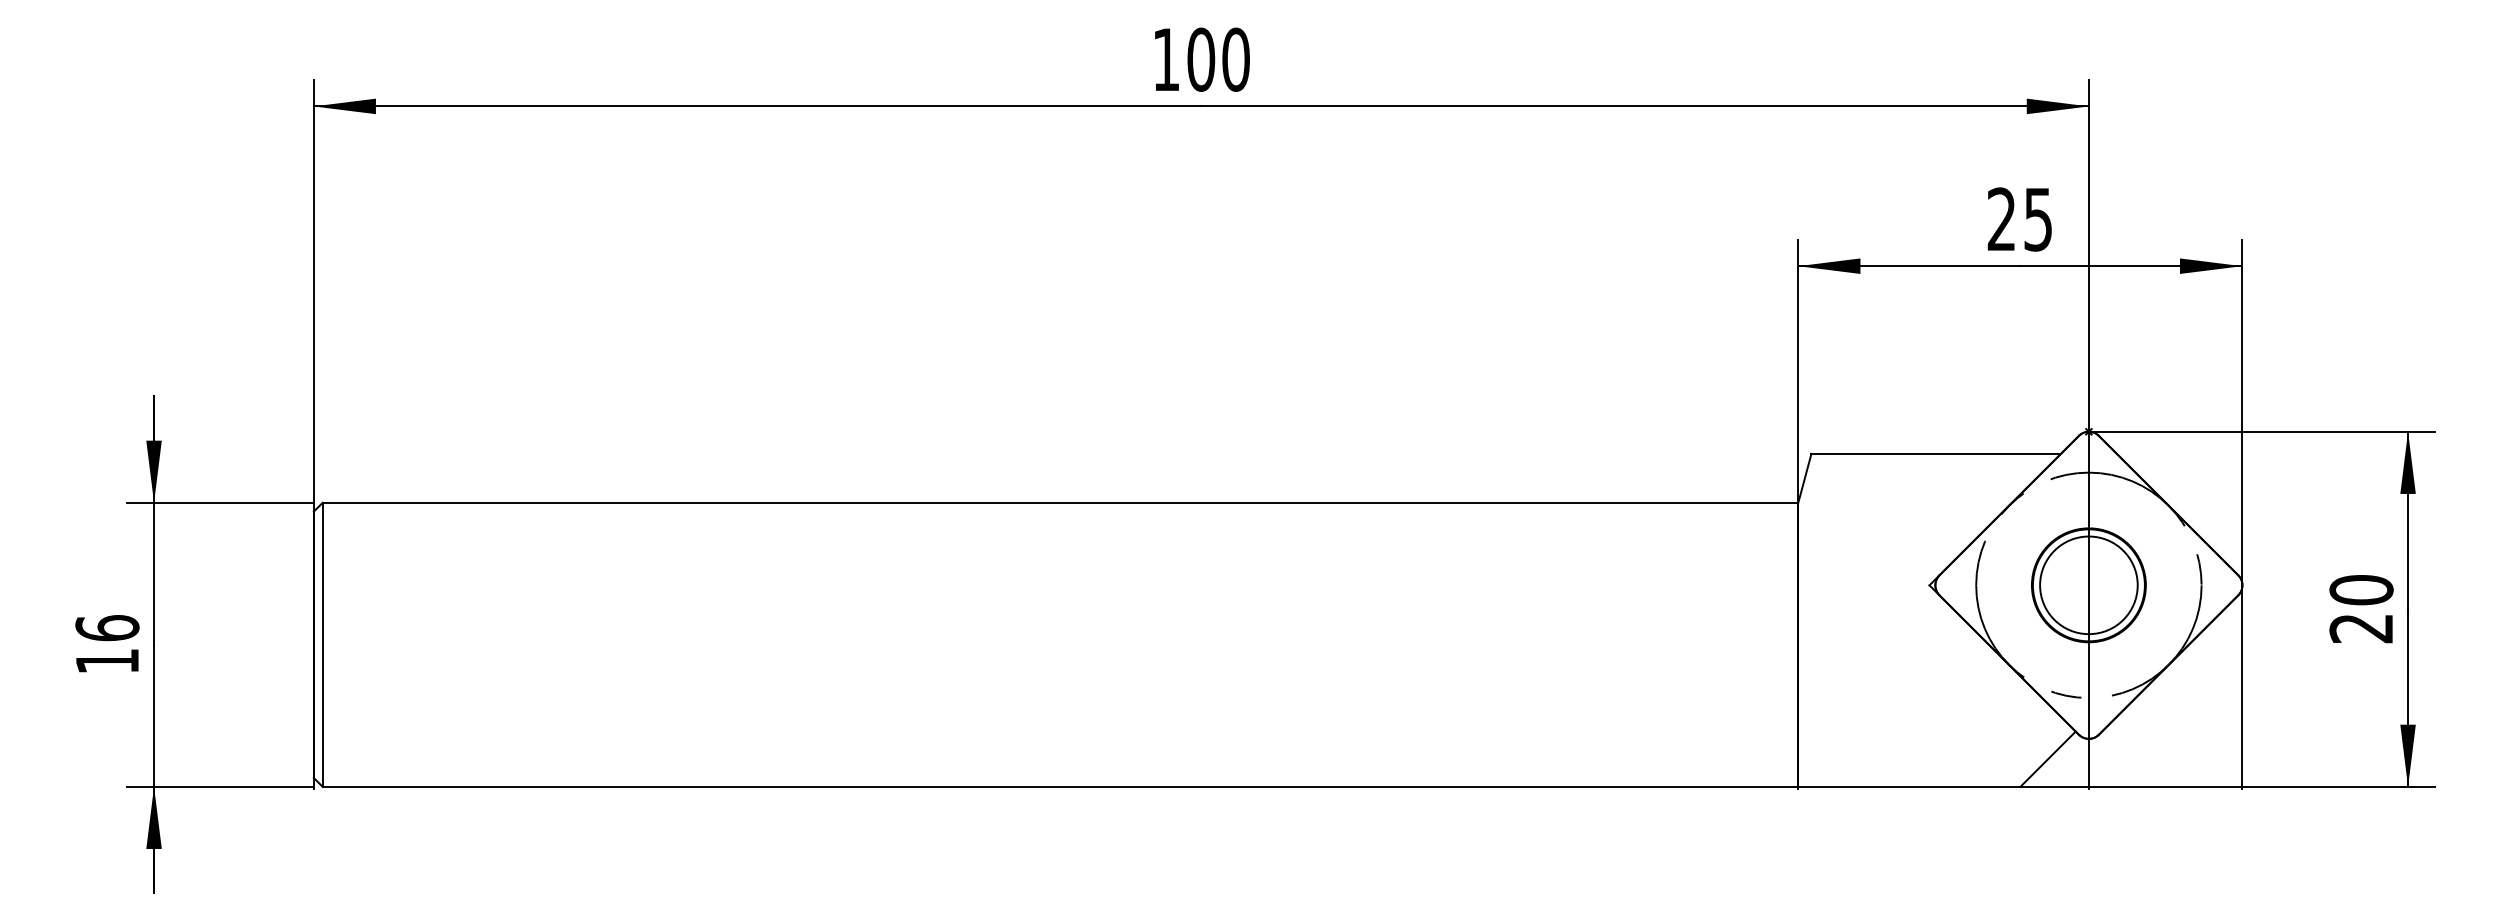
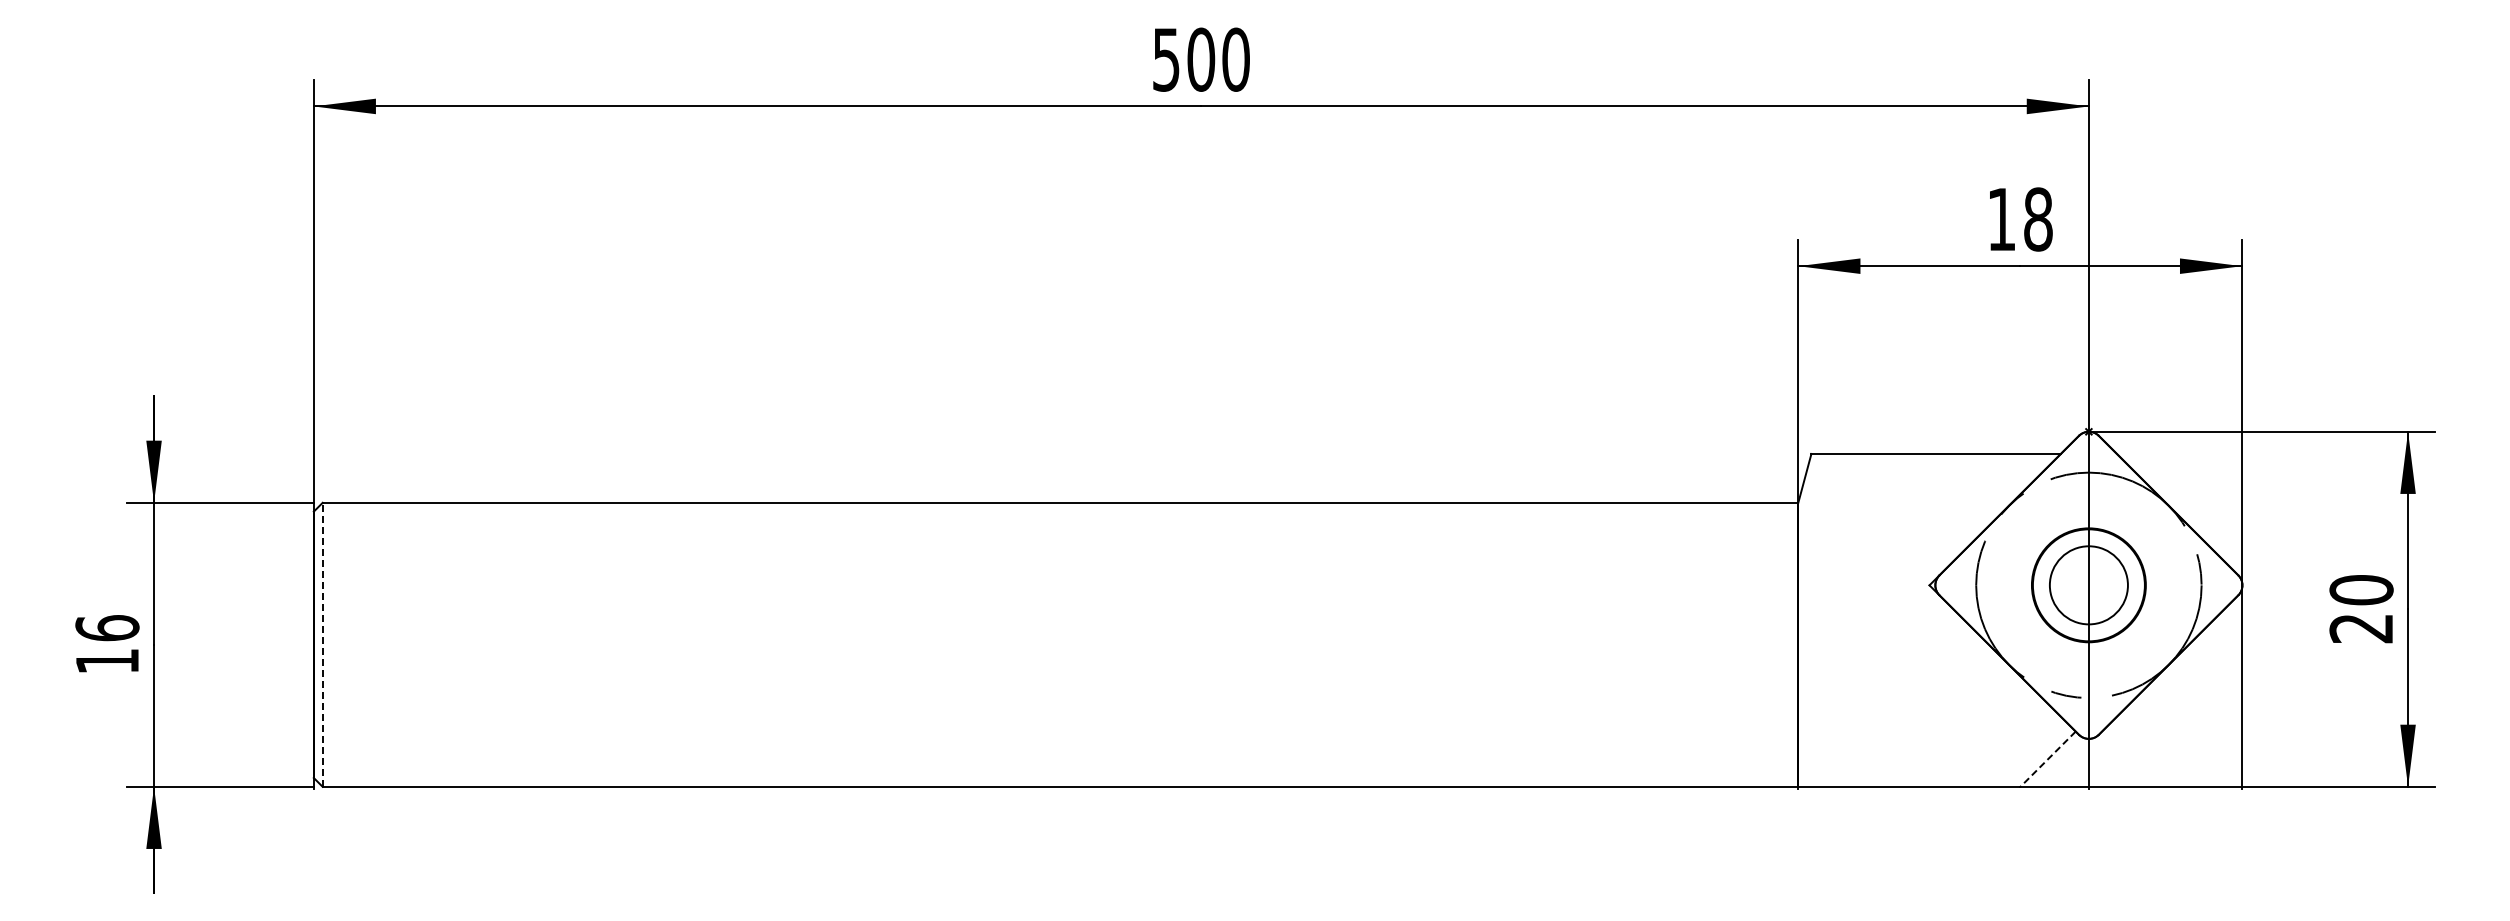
text: 100 -> 500 (1166, 59)
text: 25 -> 18 (2019, 219)
circle diameter: 98 px -> 78 px (2088, 585)
line: solid -> dashed (322, 644)
line: solid -> dashed (2047, 759)
